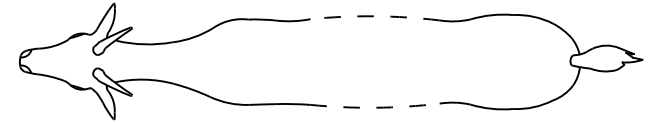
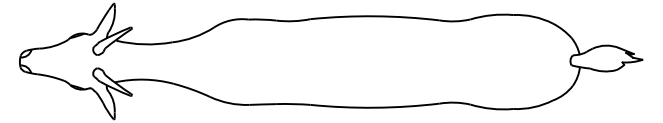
arc: dashed -> solid (375, 16)
arc: dashed -> solid (375, 107)
